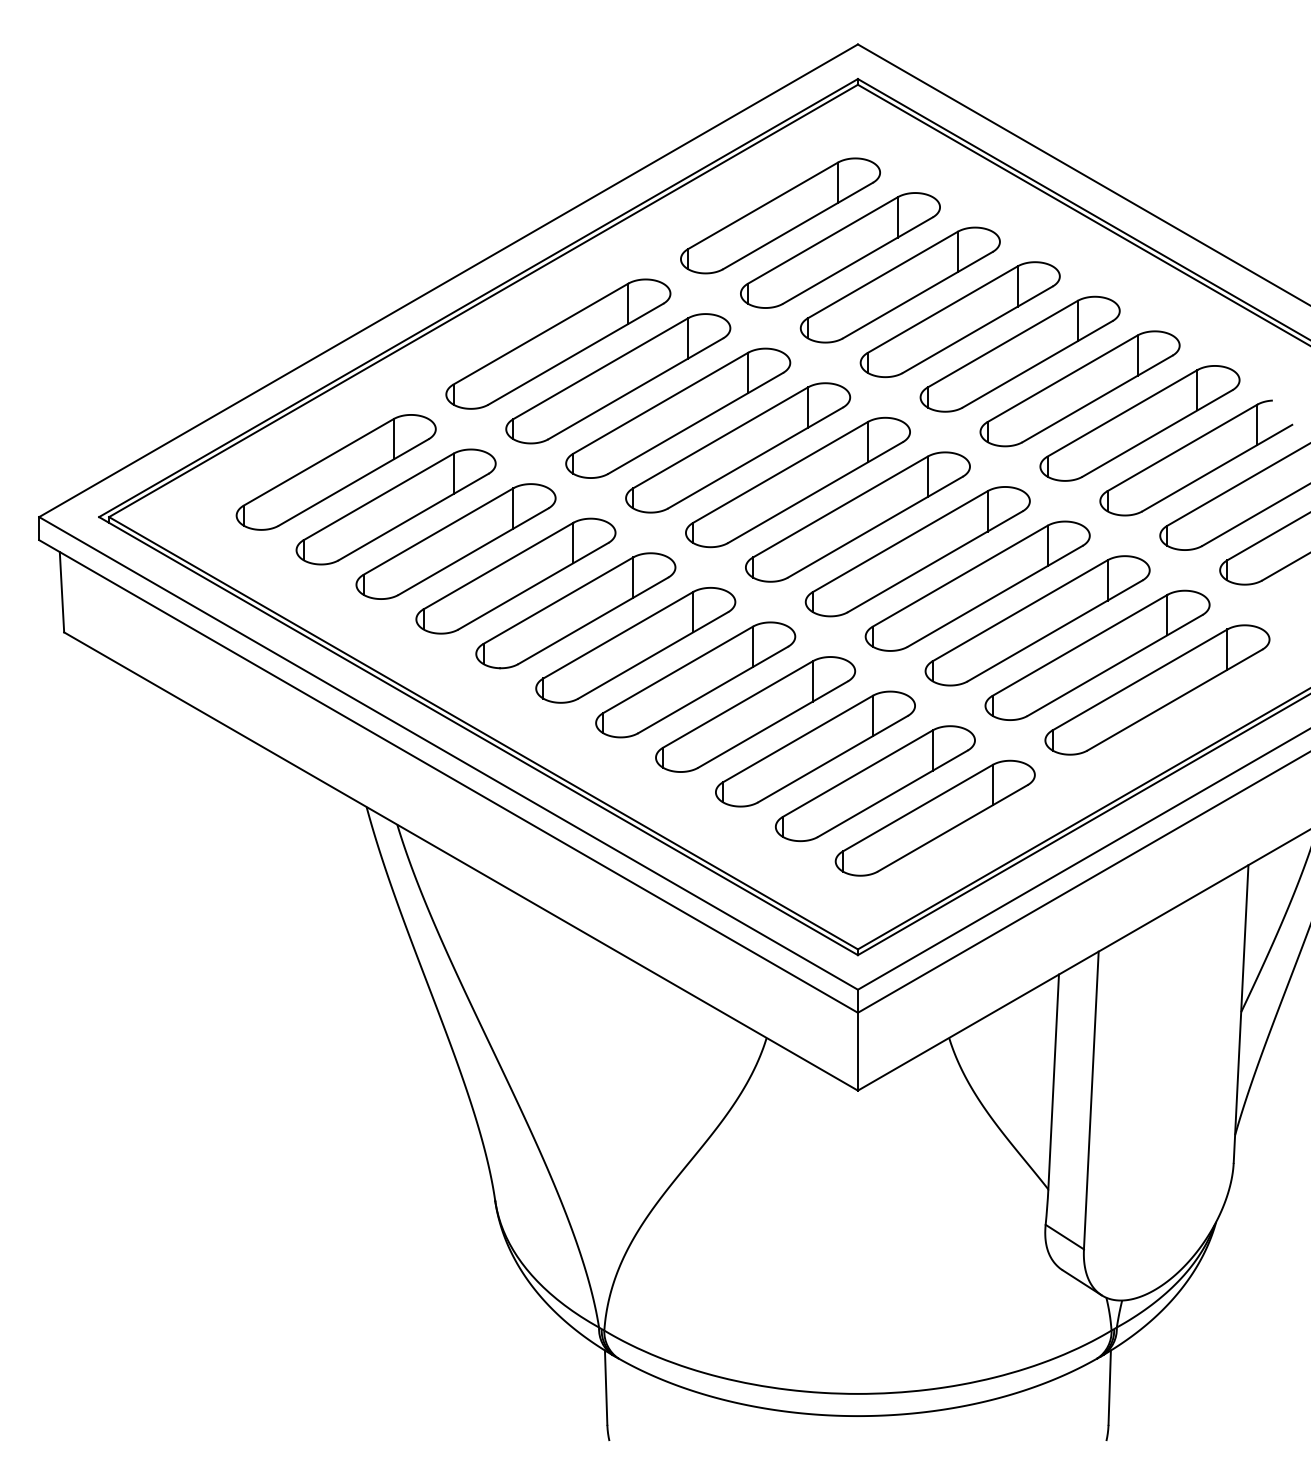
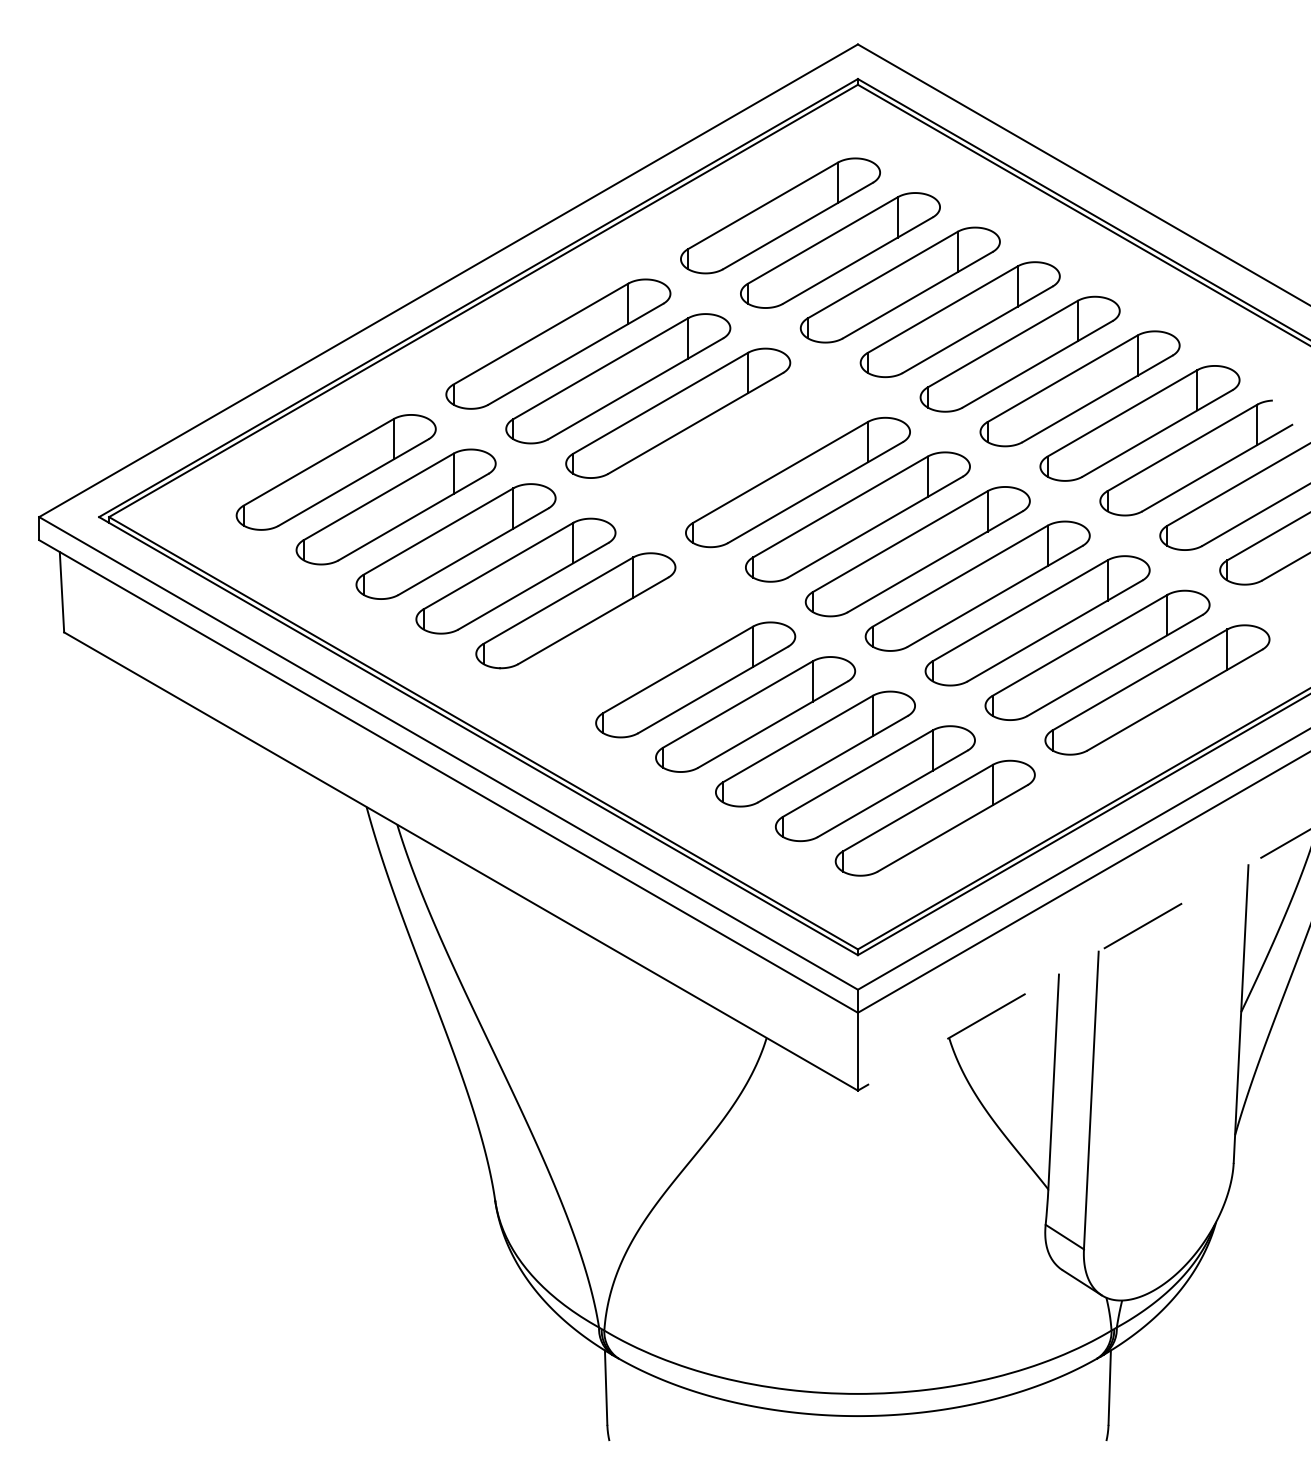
part: present -> none (738, 447)
part: present -> none (635, 645)
line: solid -> dashed (1083, 960)
